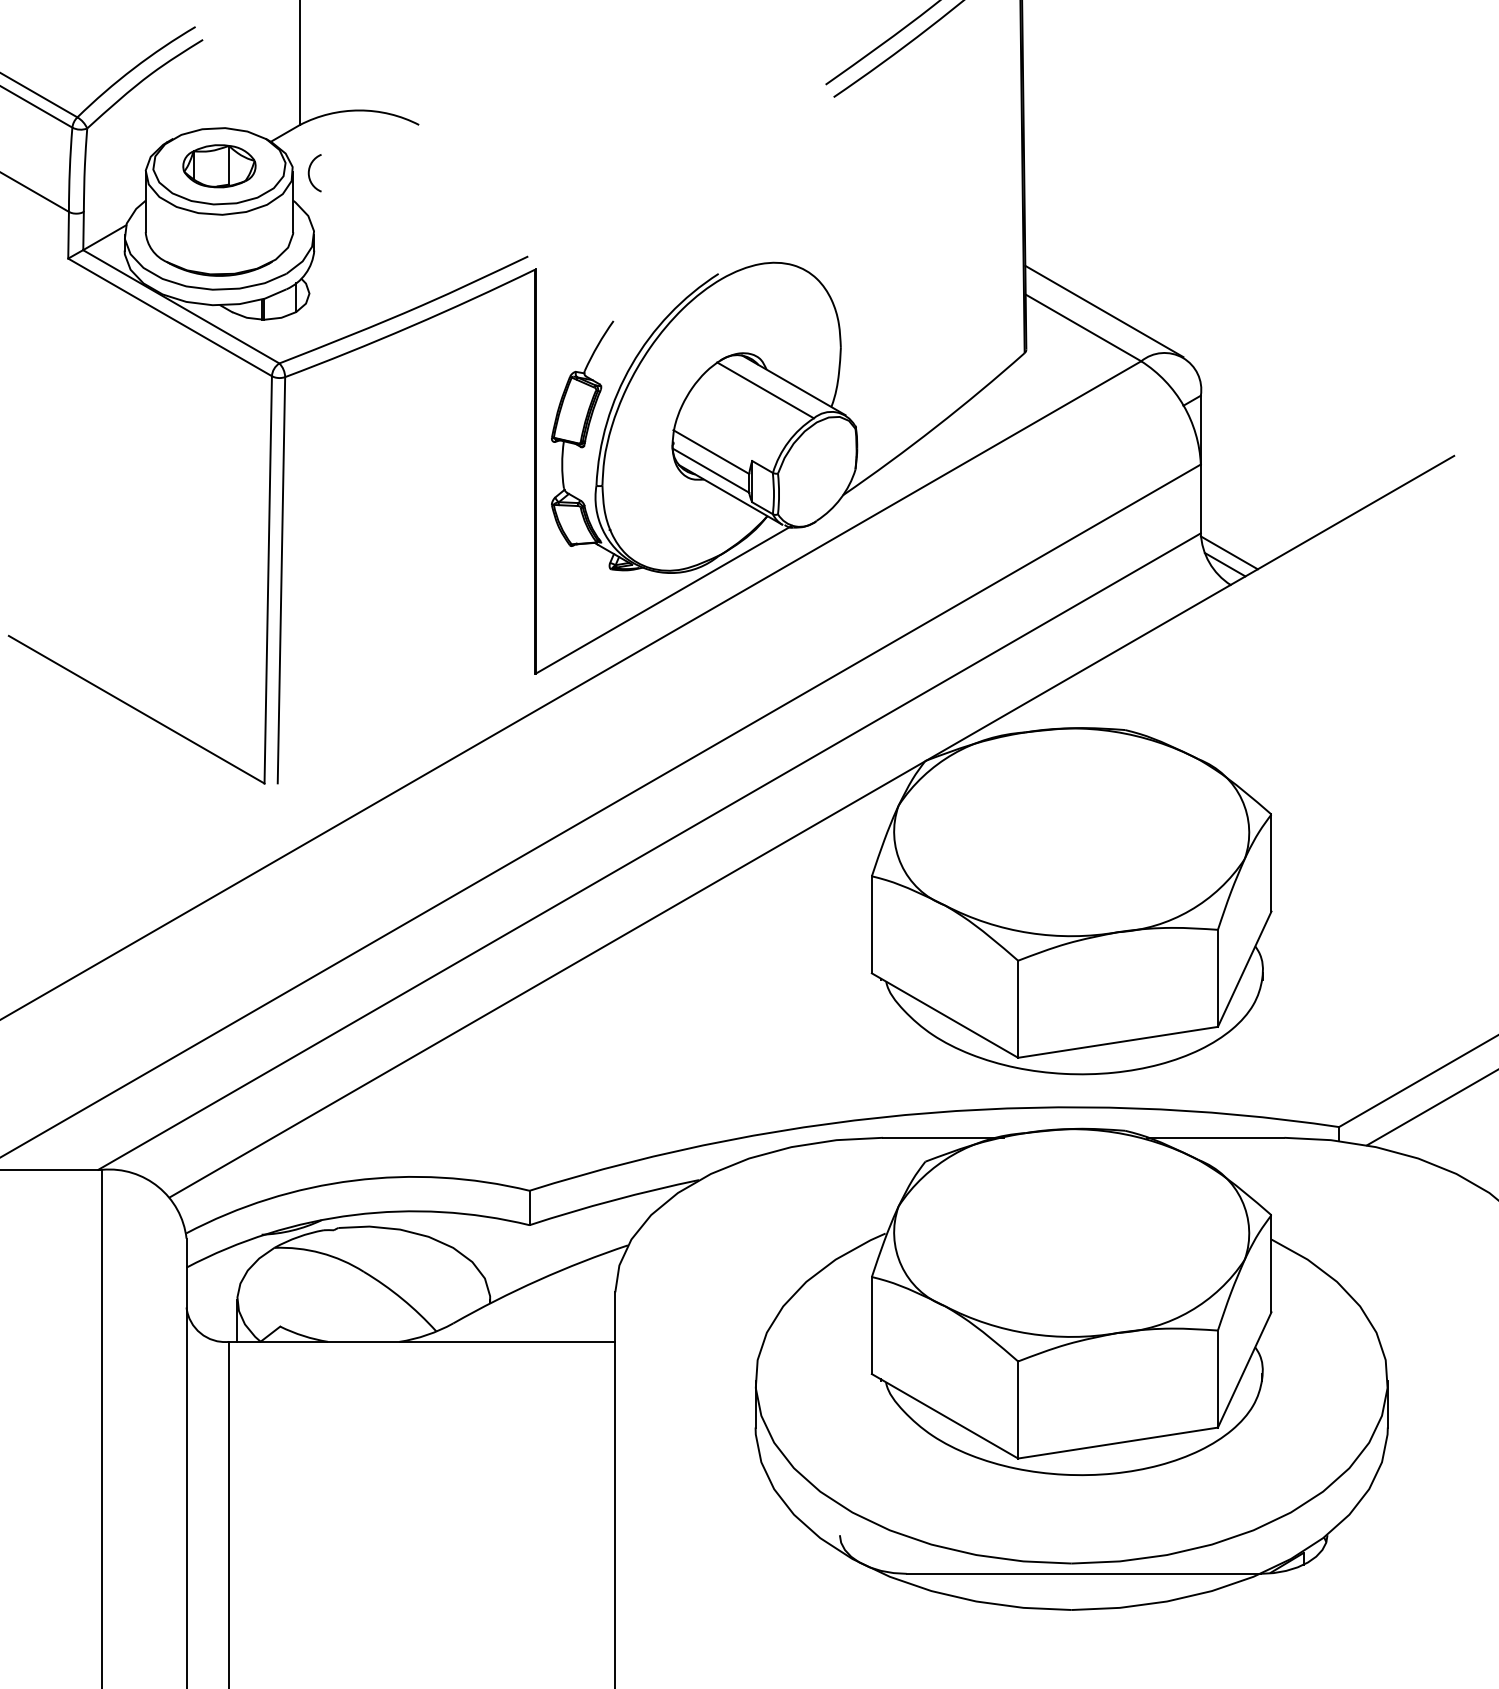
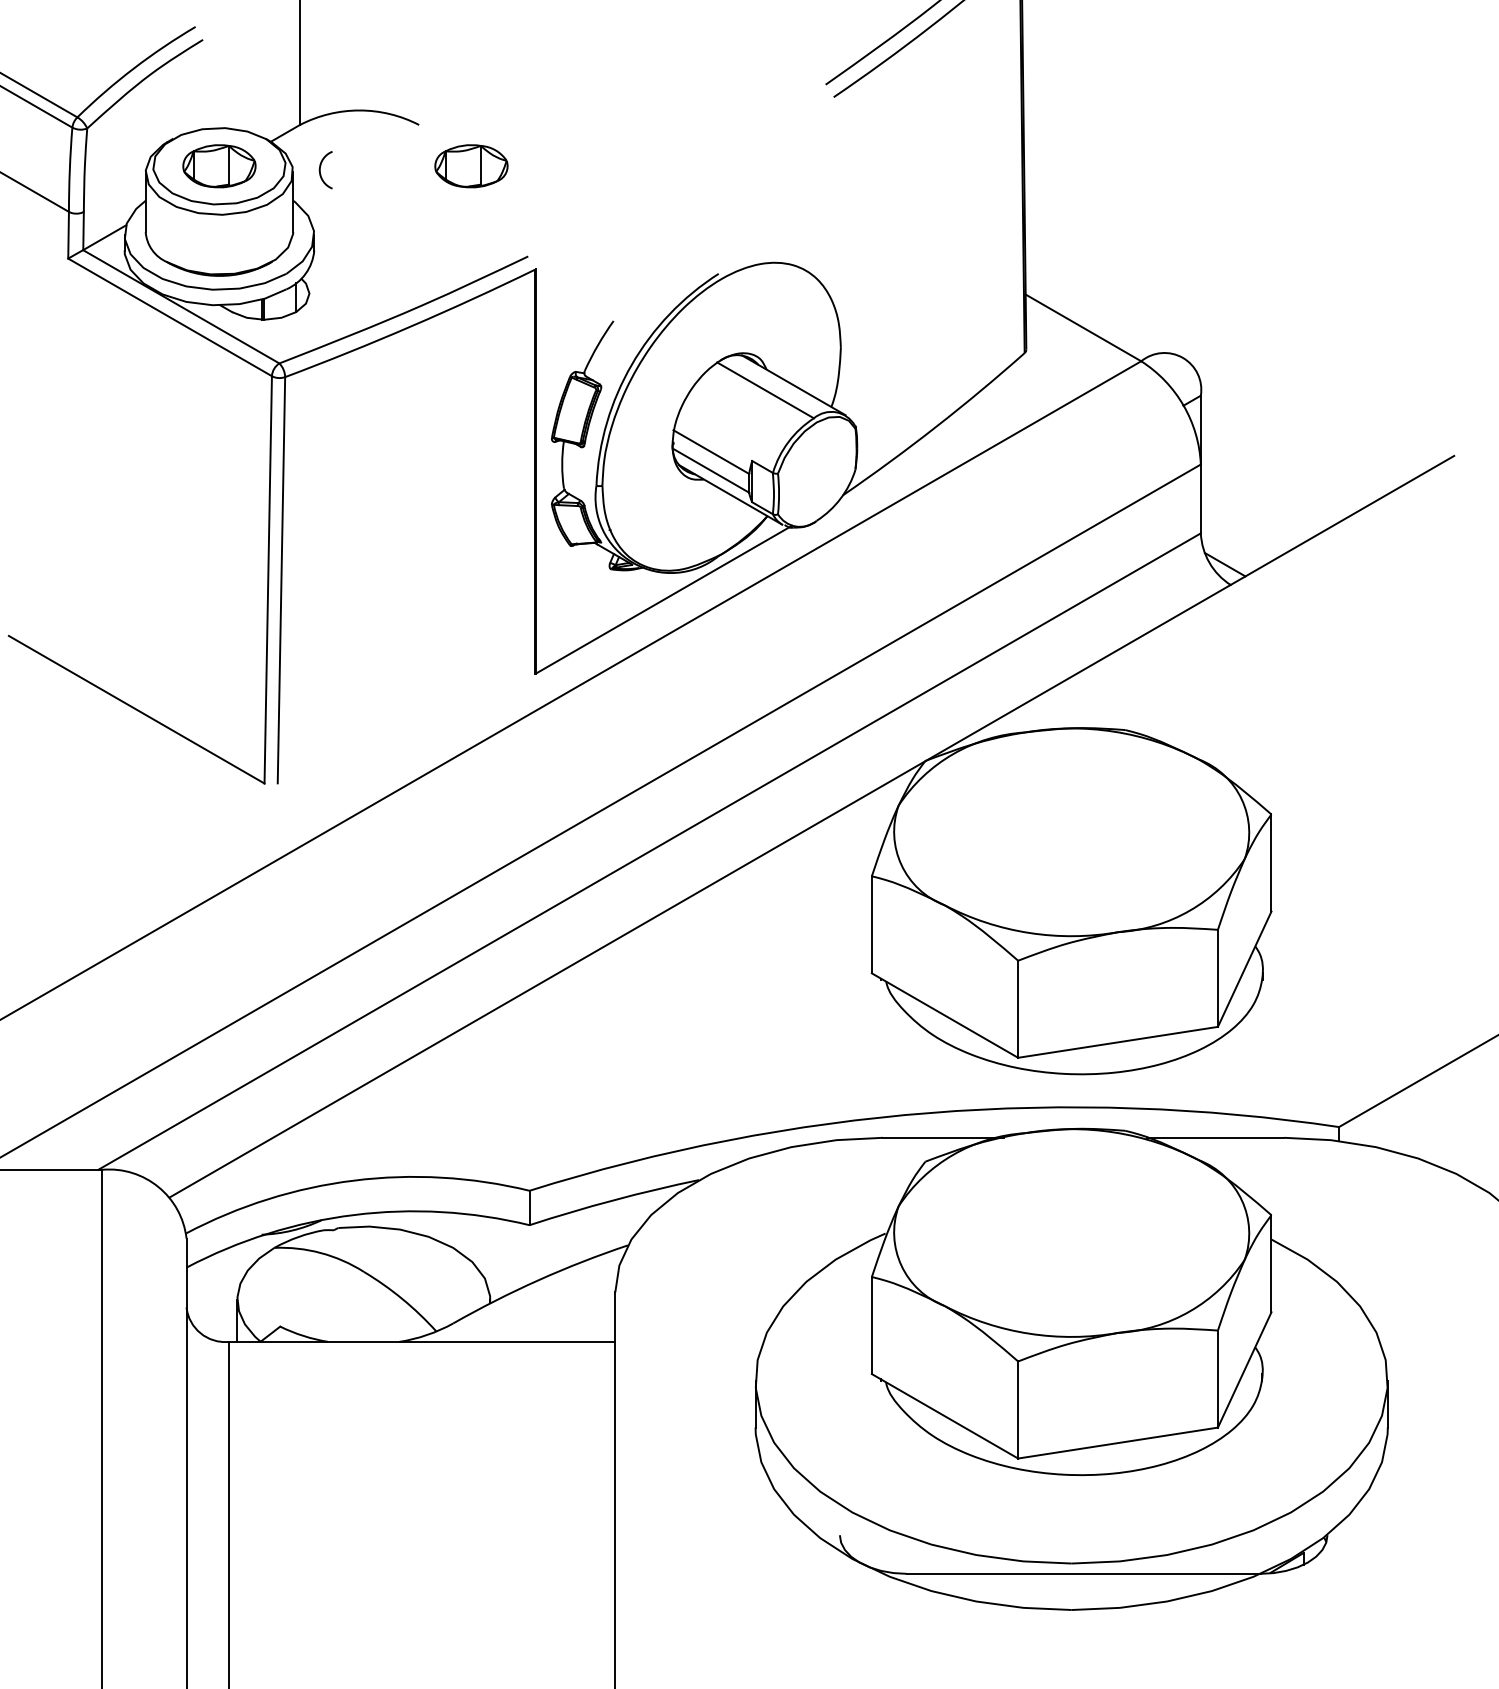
part: none -> present (471, 166)
arc position: (309, 173) -> (320, 170) (320, 170)
line: present -> none (1104, 311)
line: present -> none (1228, 552)
line: present -> none (1431, 1108)
